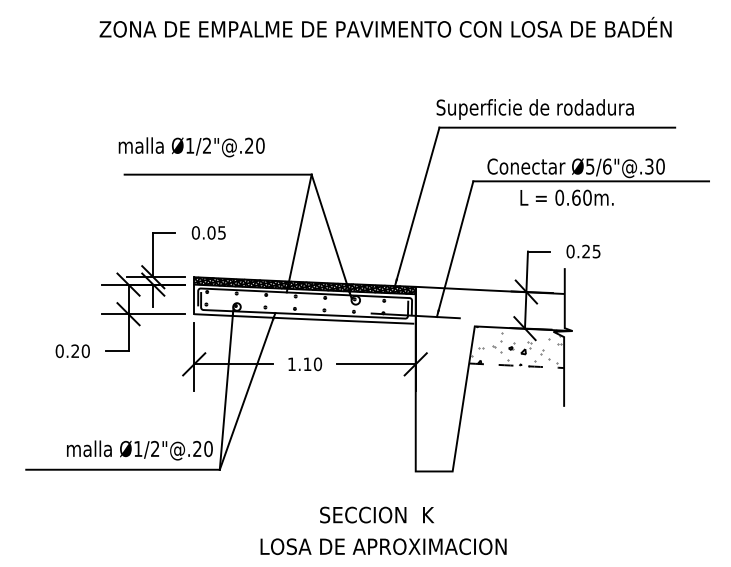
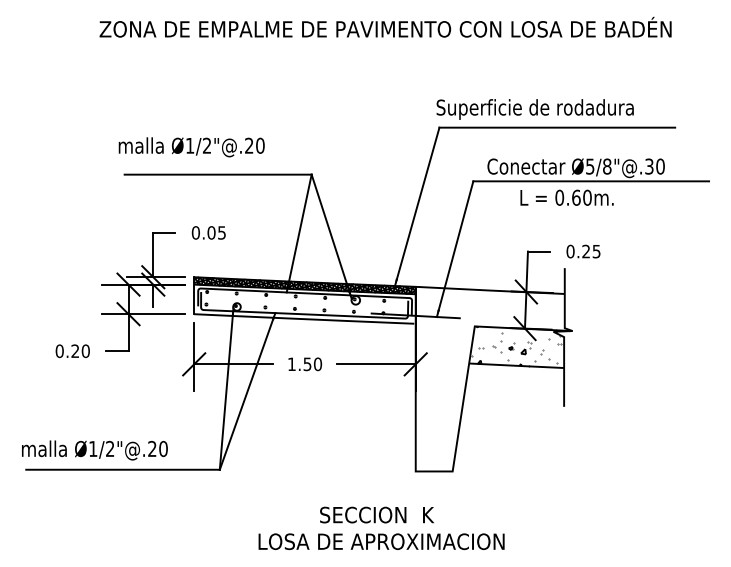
text: Ø5/6"@.30 -> Ø5/8"@.30 (607, 166)
text: 1.10 -> 1.50 (307, 364)
arc: dashed -> solid (516, 365)
text position: (139, 450) -> (94, 450) (94, 450)
text position: (383, 546) -> (381, 541) (381, 541)
